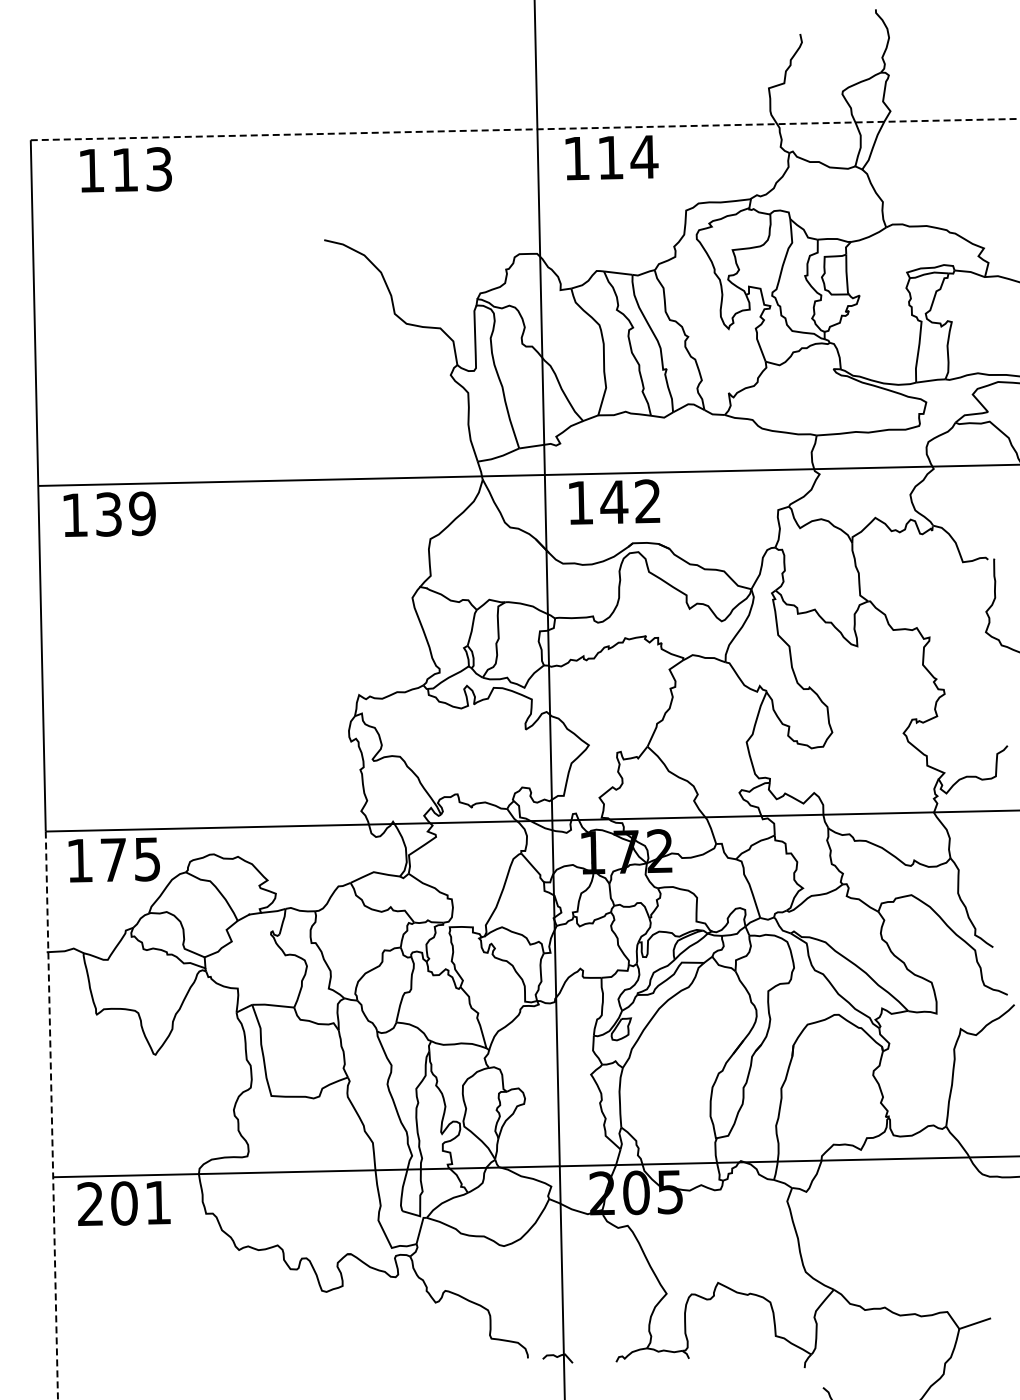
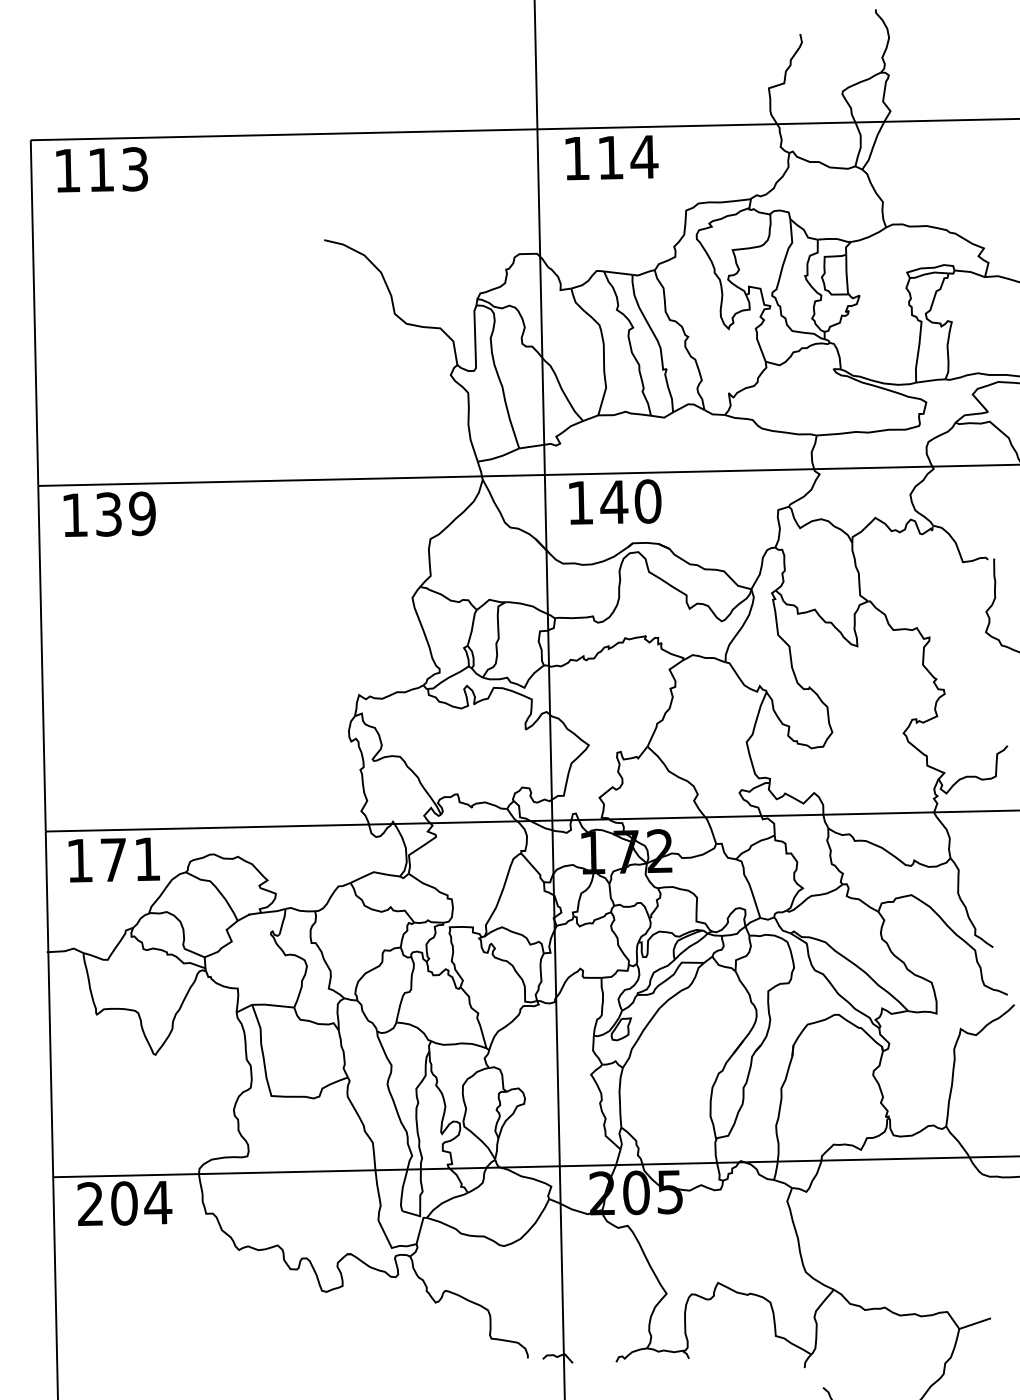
line: dashed -> solid (525, 129)
text position: (125, 169) -> (101, 169) (101, 169)
text: 142 -> 140 (647, 501)
text: 175 -> 171 (147, 859)
line: dashed -> solid (51, 1116)
text: 201 -> 204 (158, 1202)
